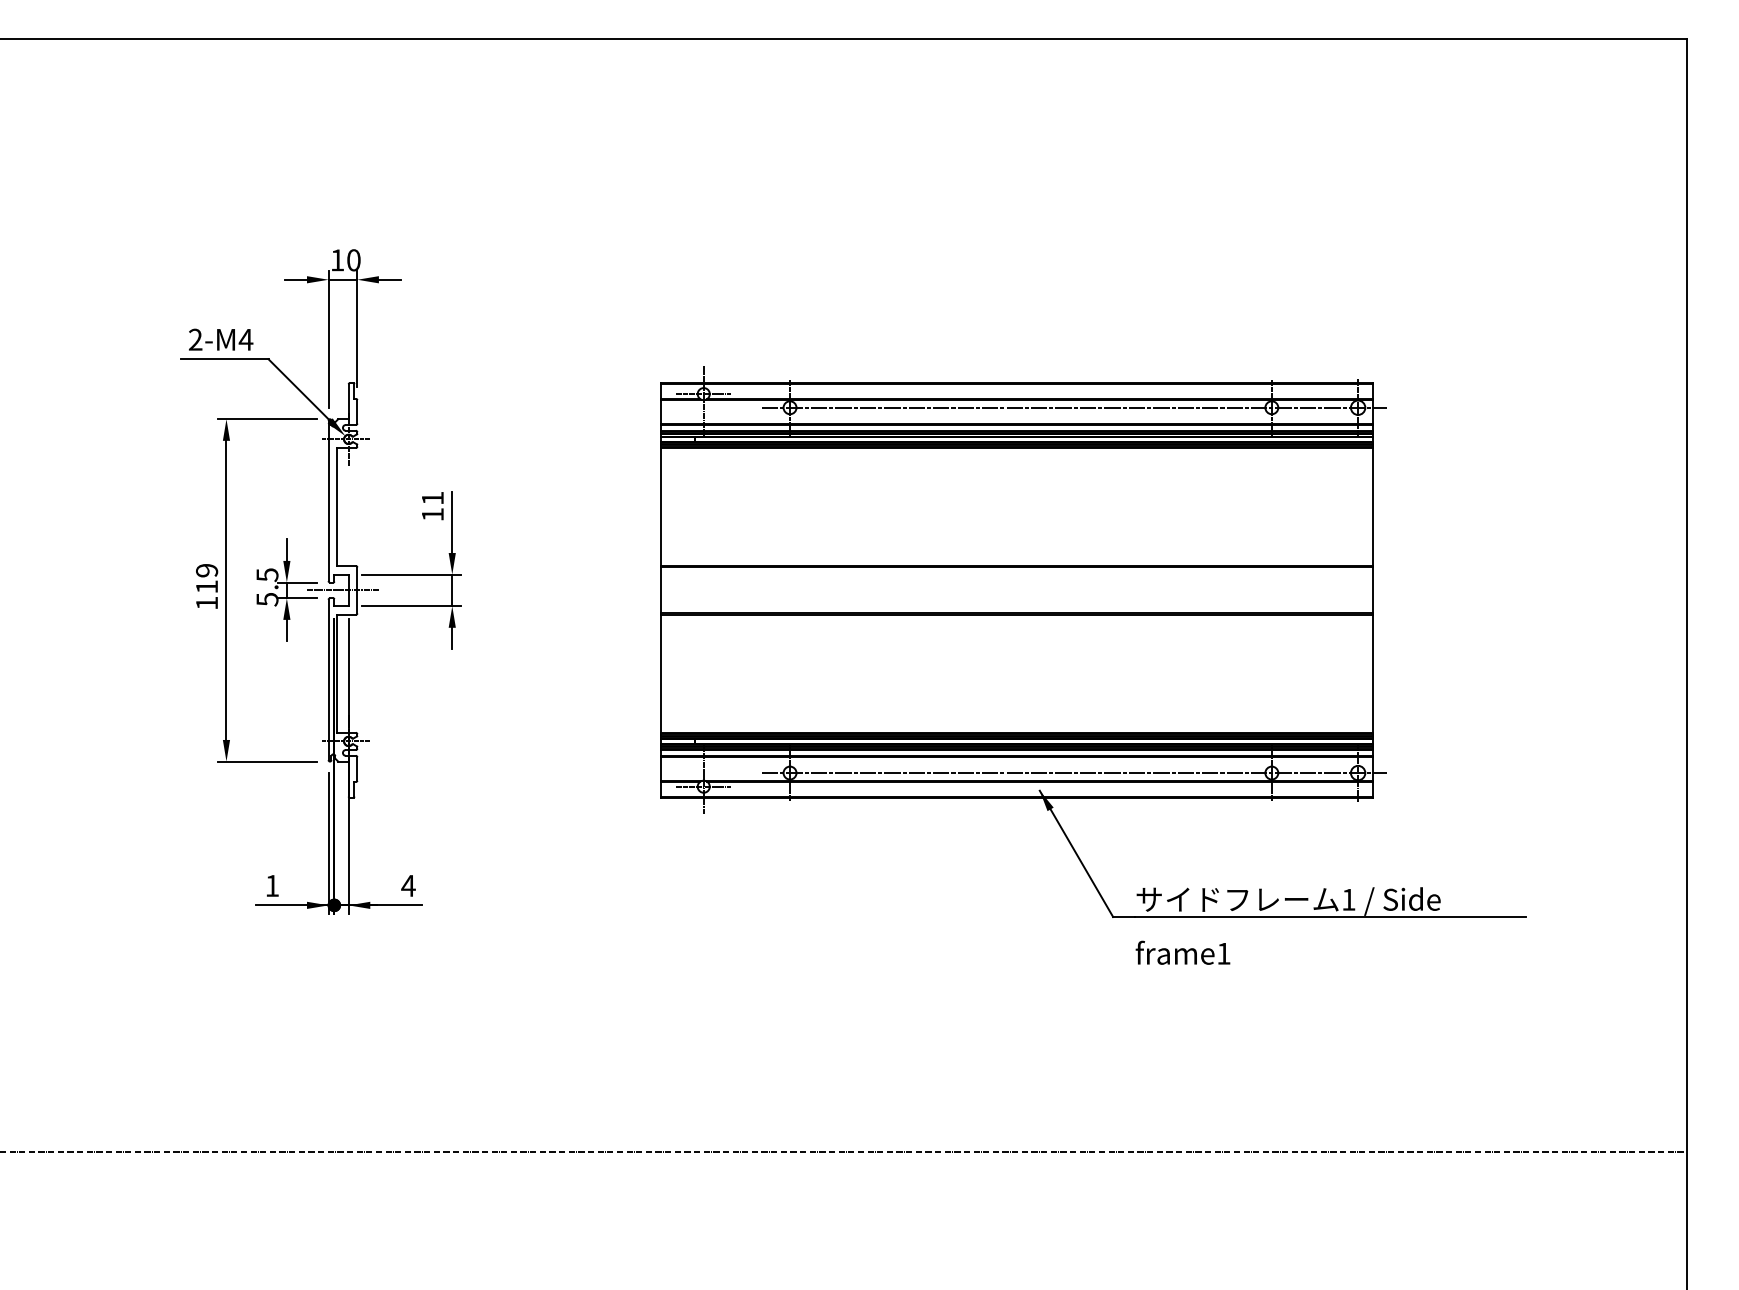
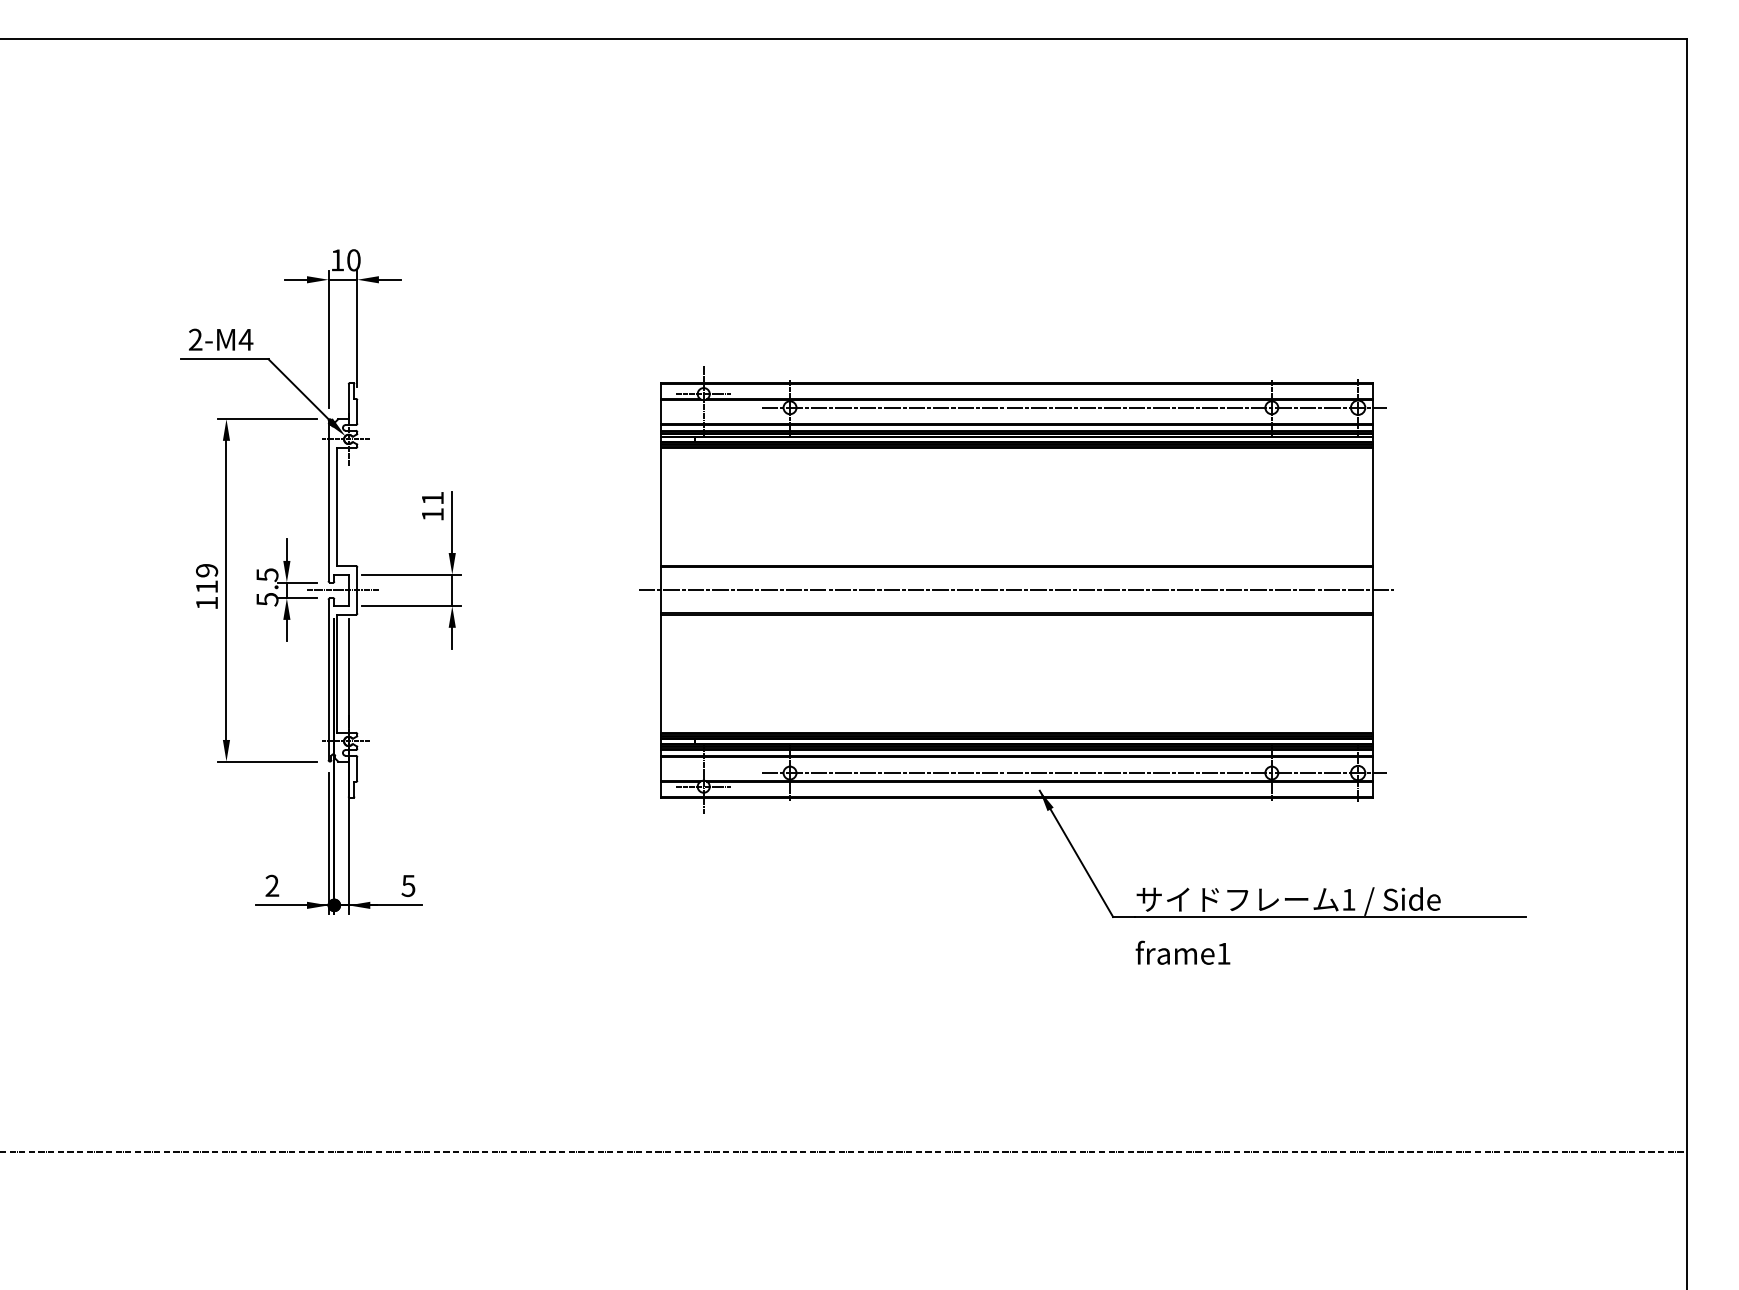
line: none -> present (1016, 590)
text: 1 -> 2 (272, 885)
text: 4 -> 5 (408, 886)
